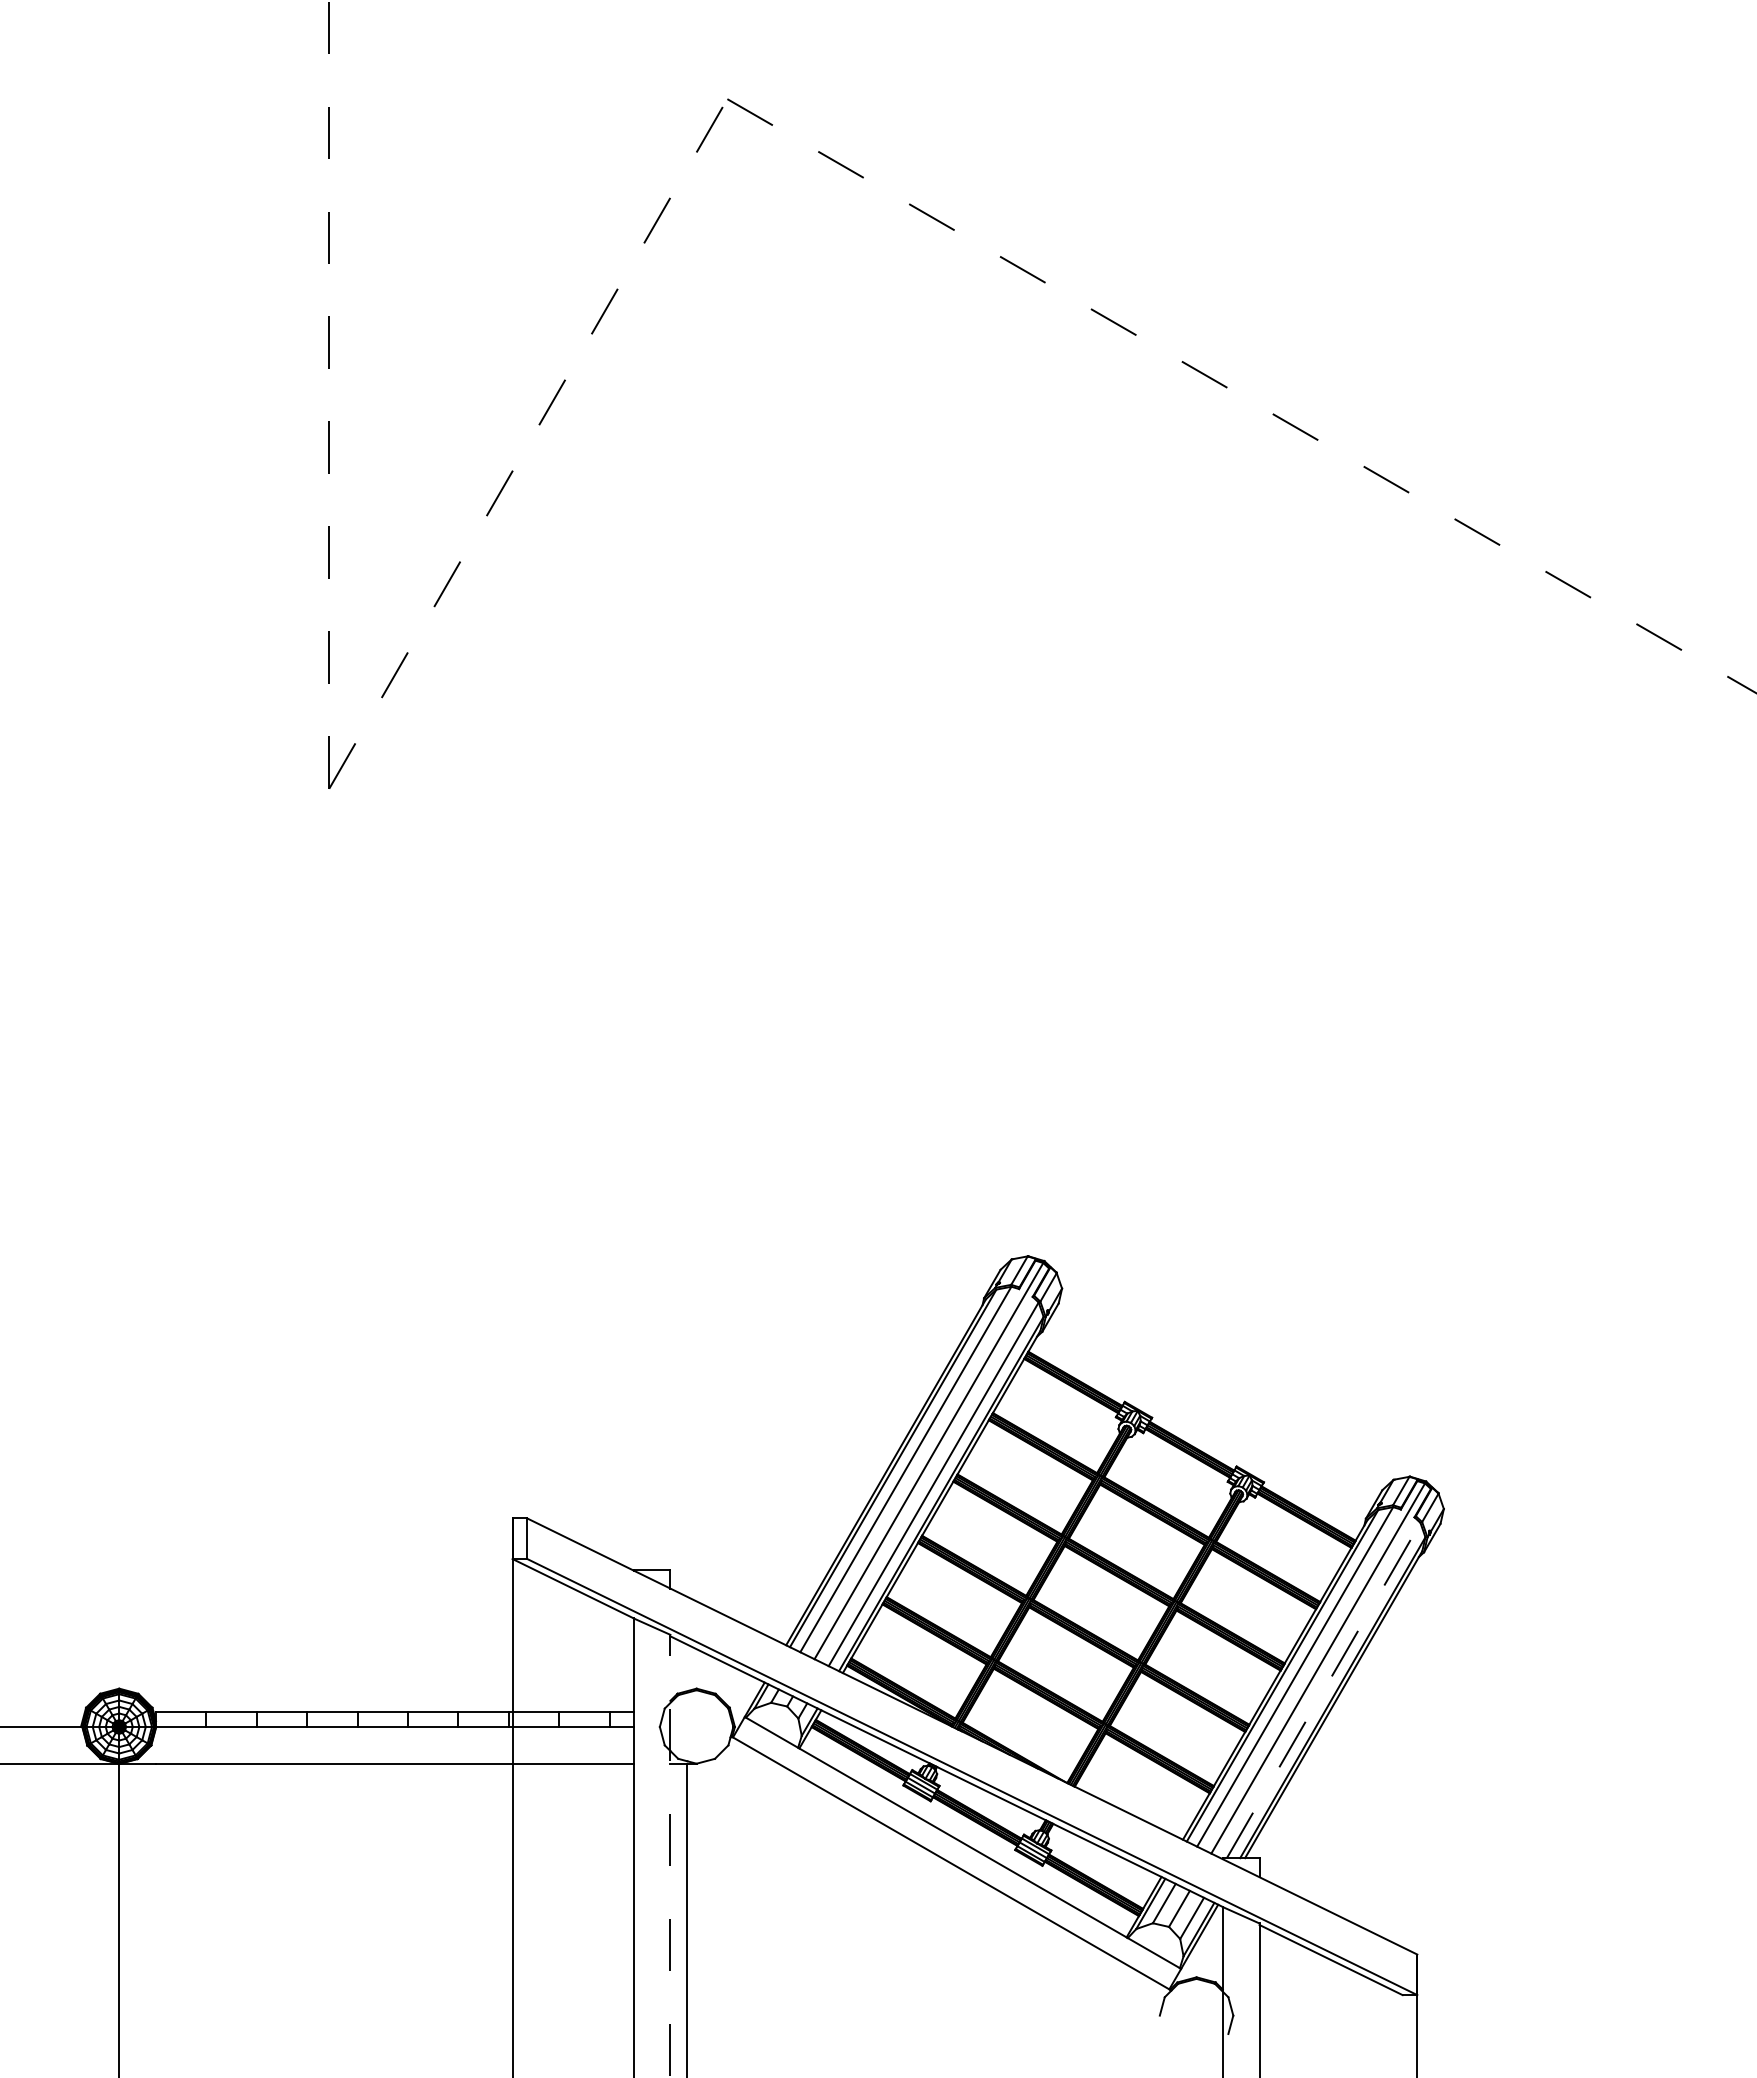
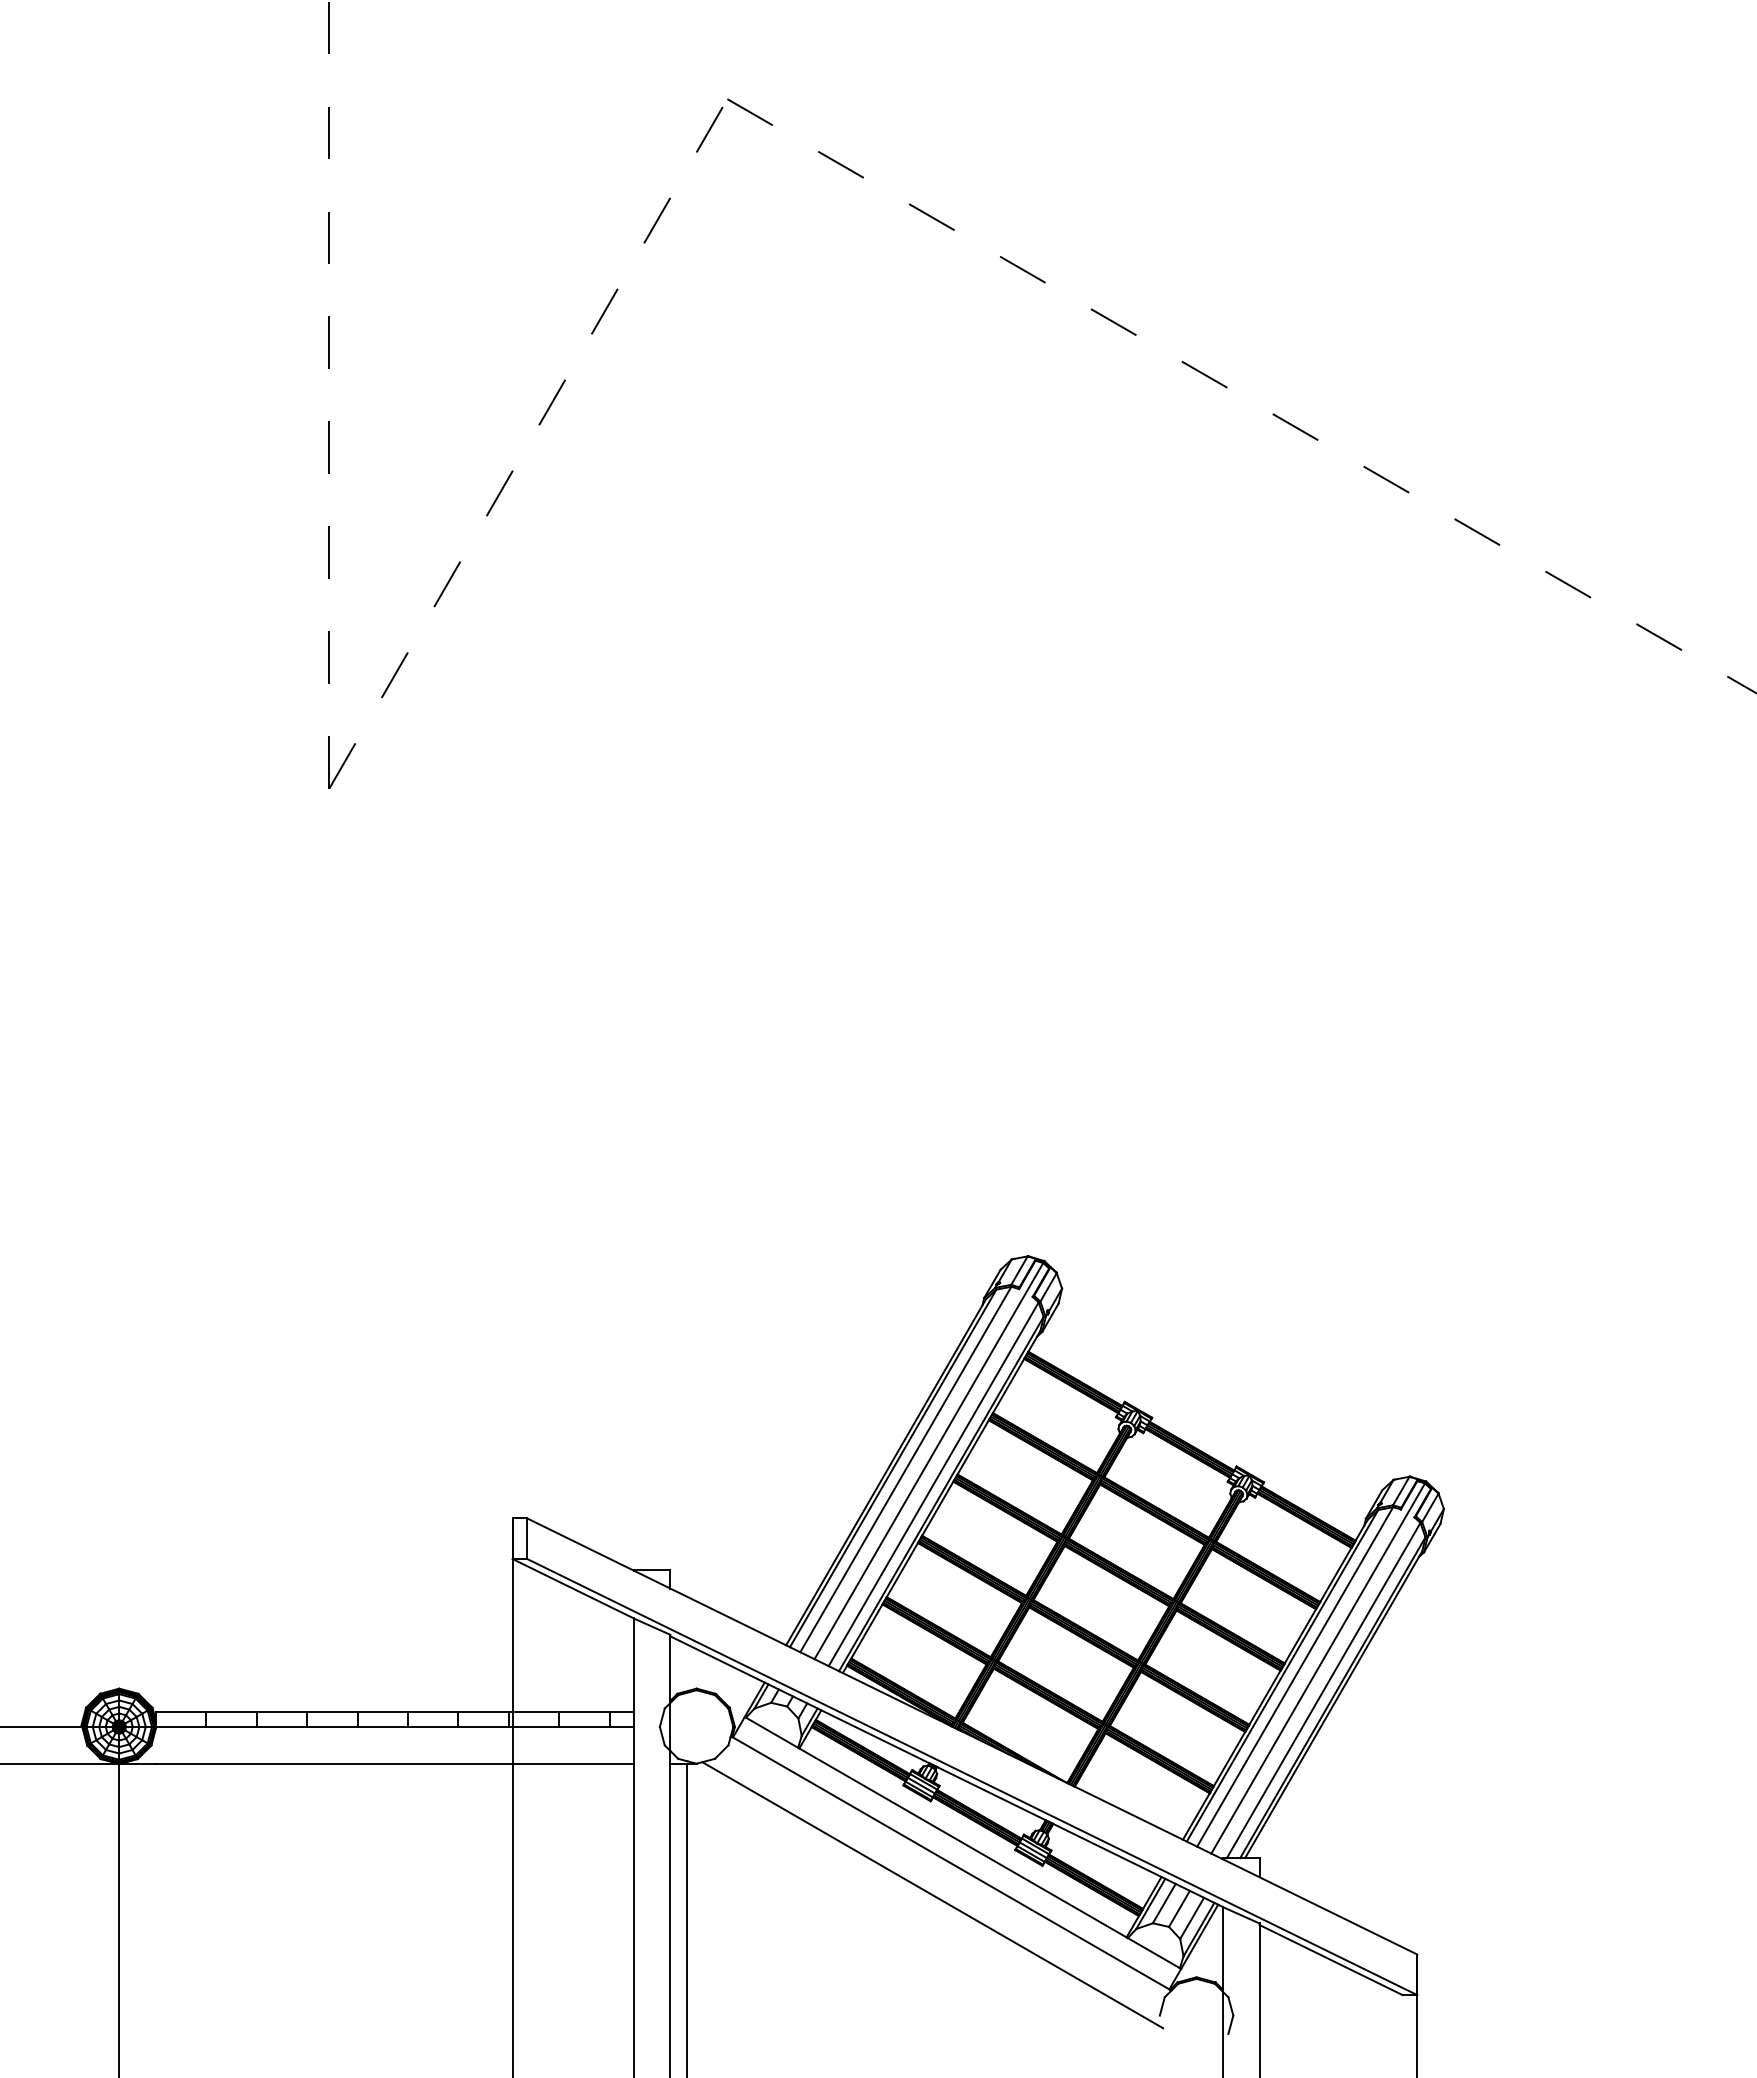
line: dashed -> solid (1323, 1690)
line: dashed -> solid (670, 1855)
line: none -> present (932, 1895)
